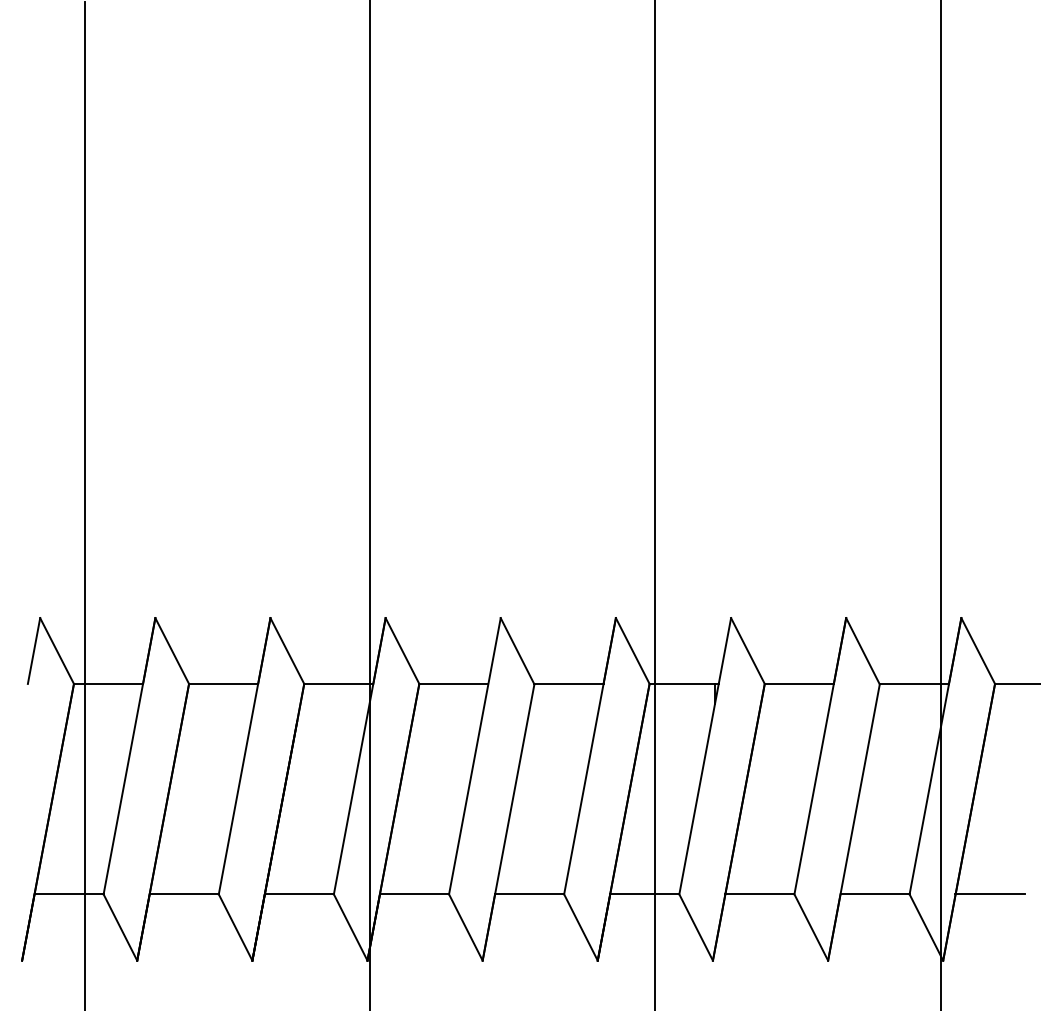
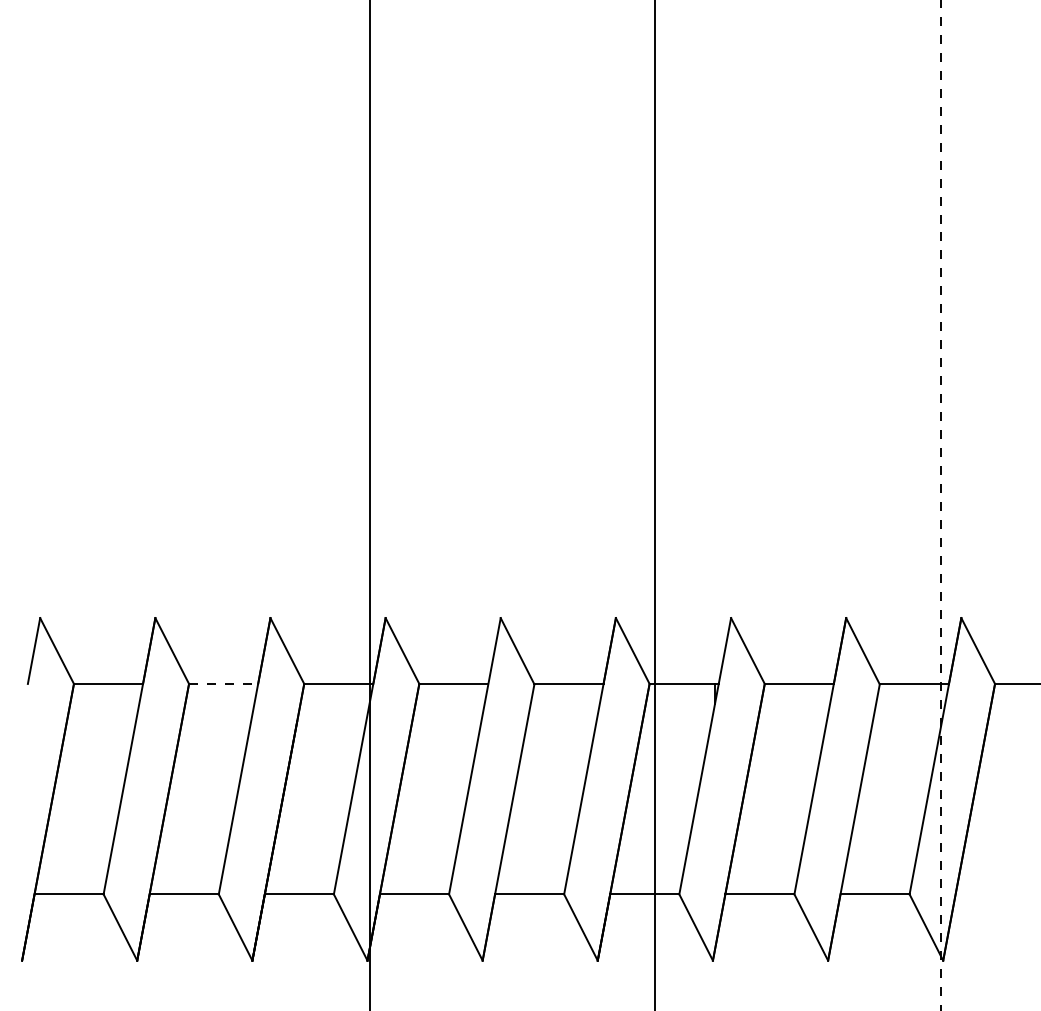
line: present -> none (84, 504)
line: solid -> dashed (940, 505)
line: solid -> dashed (223, 683)
line: present -> none (989, 894)
